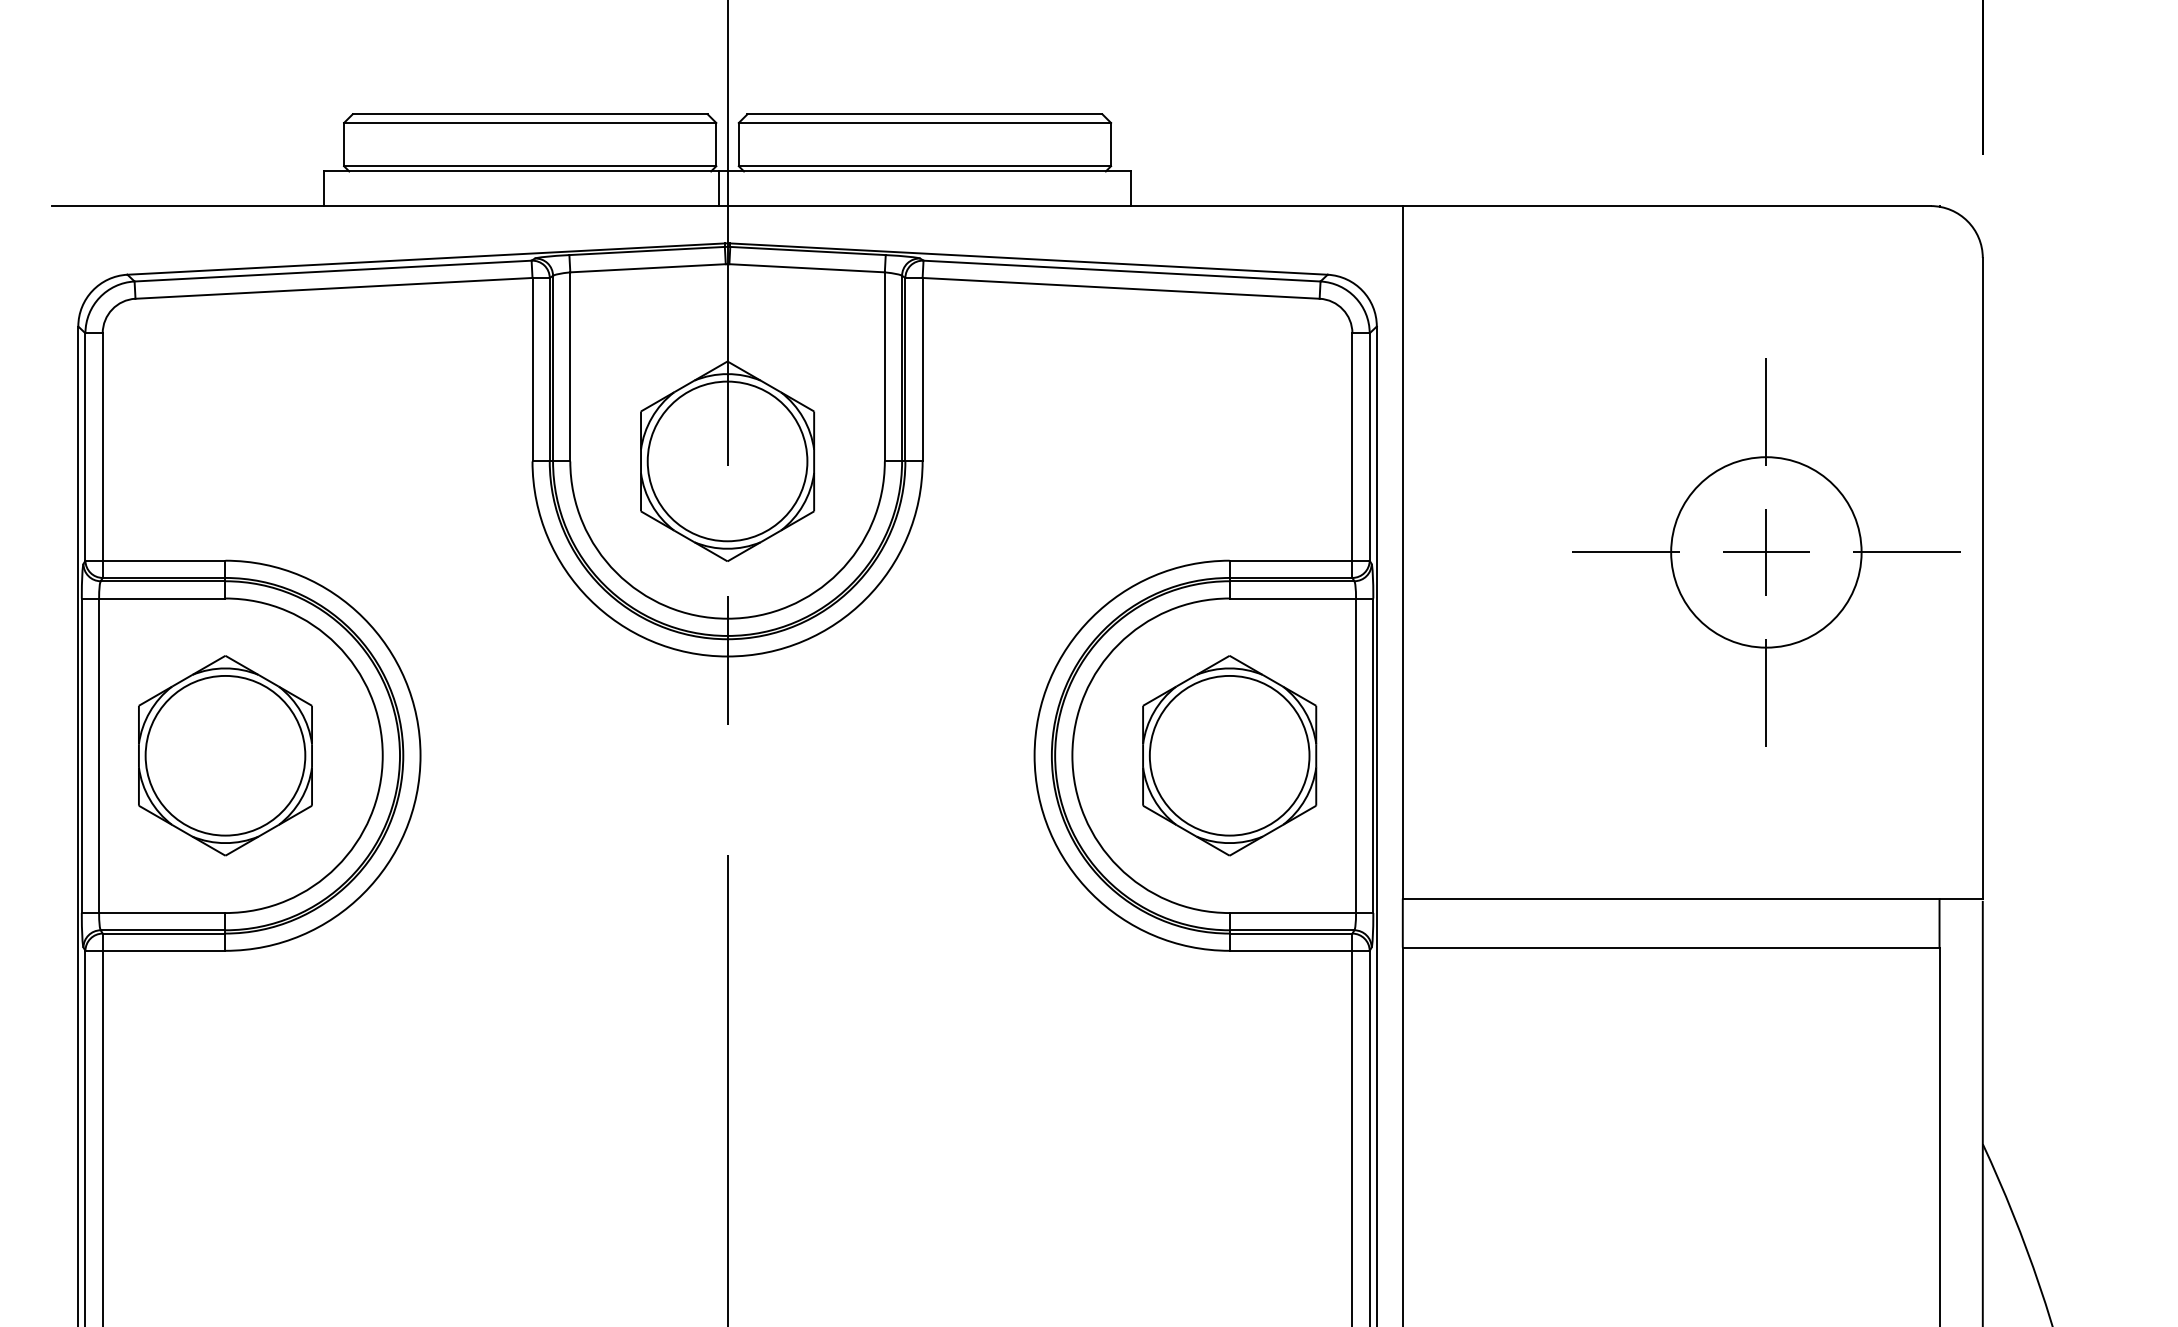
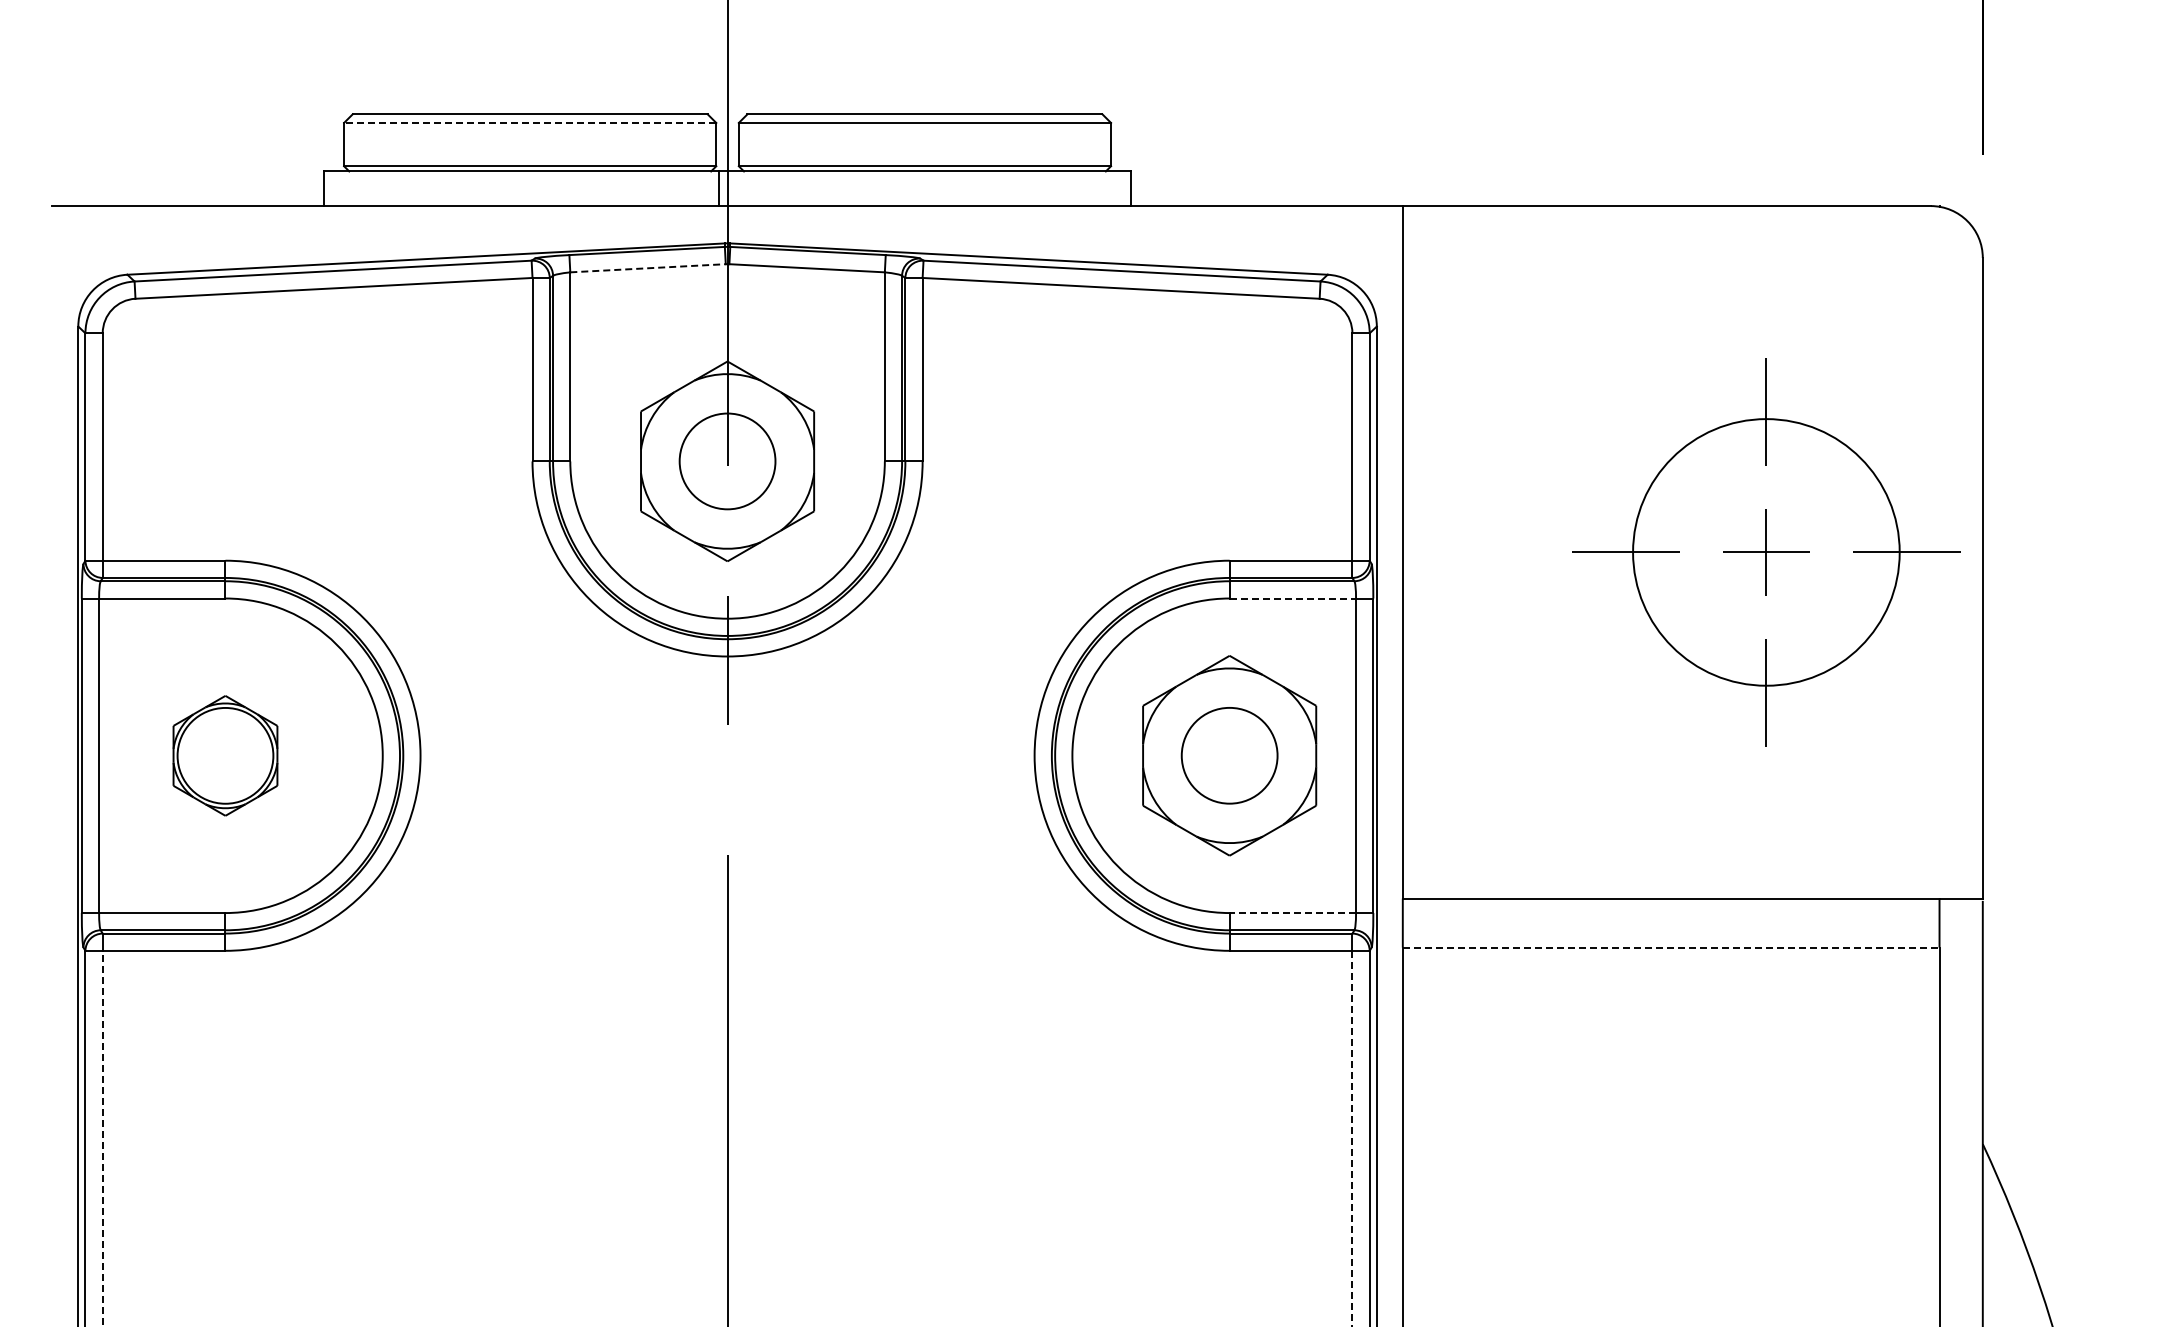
line: solid -> dashed (529, 122)
line: solid -> dashed (648, 268)
circle diameter: 160 px -> 96 px (727, 461)
circle diameter: 190 px -> 267 px (1766, 552)
line: solid -> dashed (1293, 598)
part size: 175x202 px -> 107x122 px (225, 755)
circle diameter: 160 px -> 96 px (1229, 755)
line: solid -> dashed (1292, 913)
line: solid -> dashed (1671, 947)
line: solid -> dashed (102, 1138)
line: solid -> dashed (1352, 1138)
